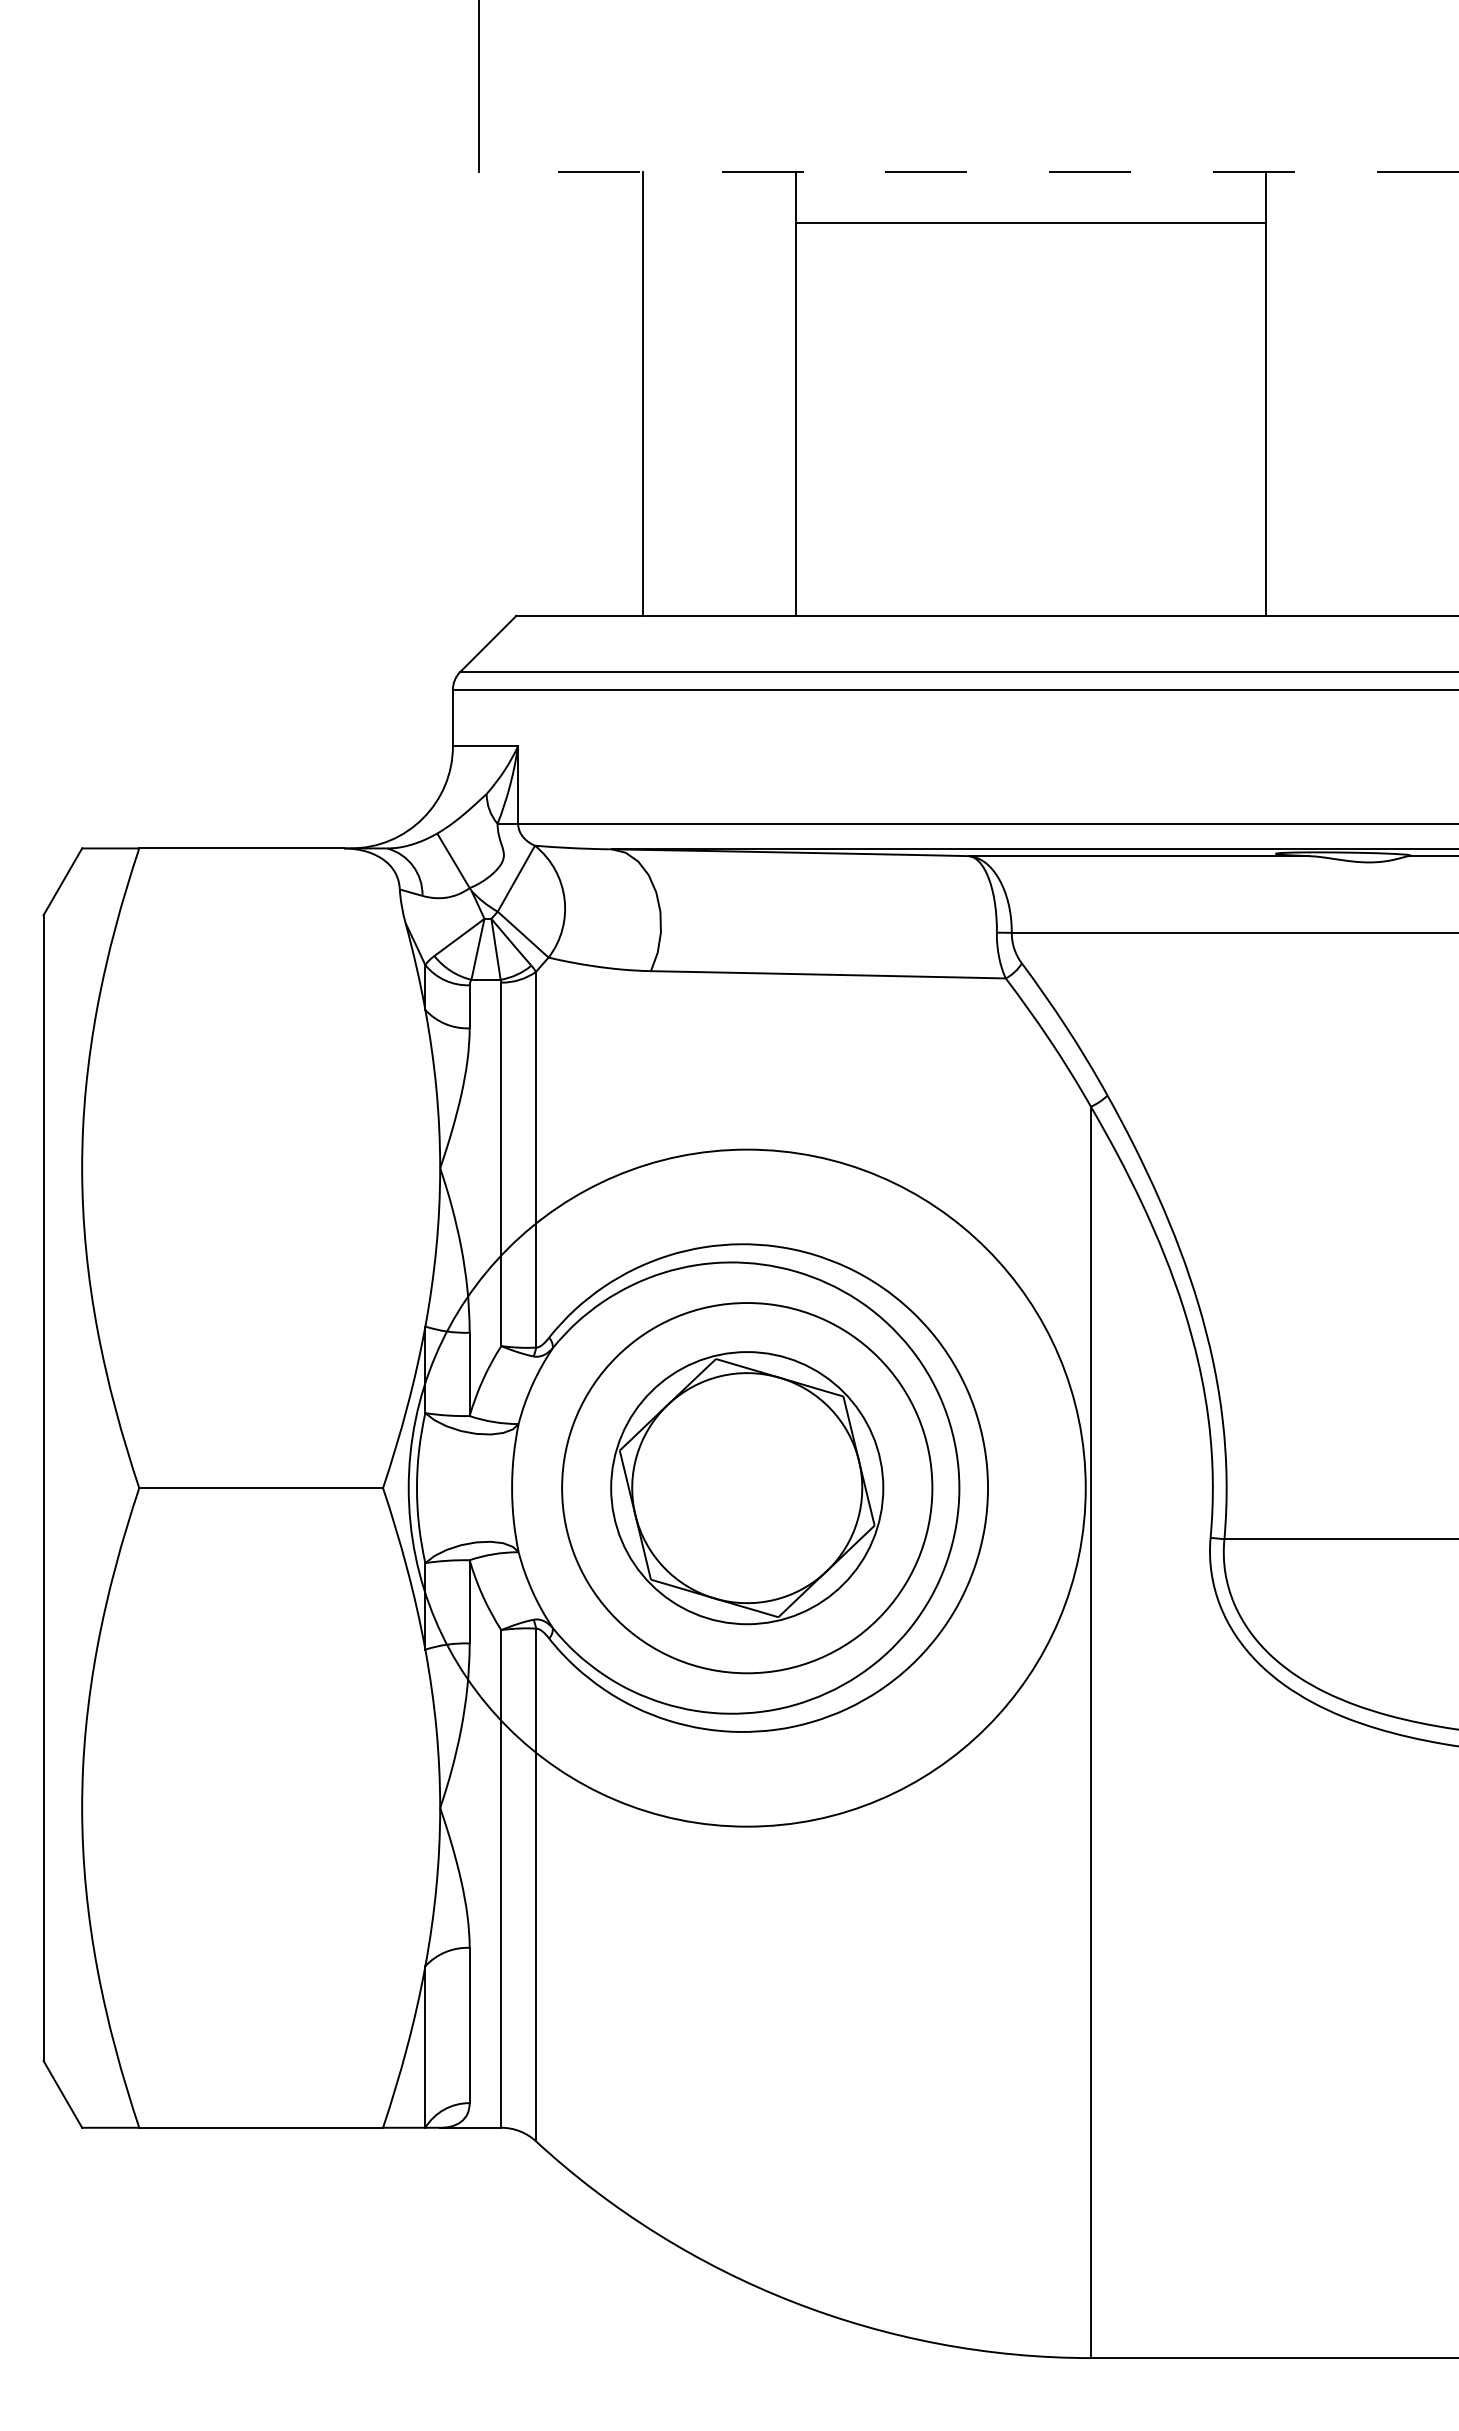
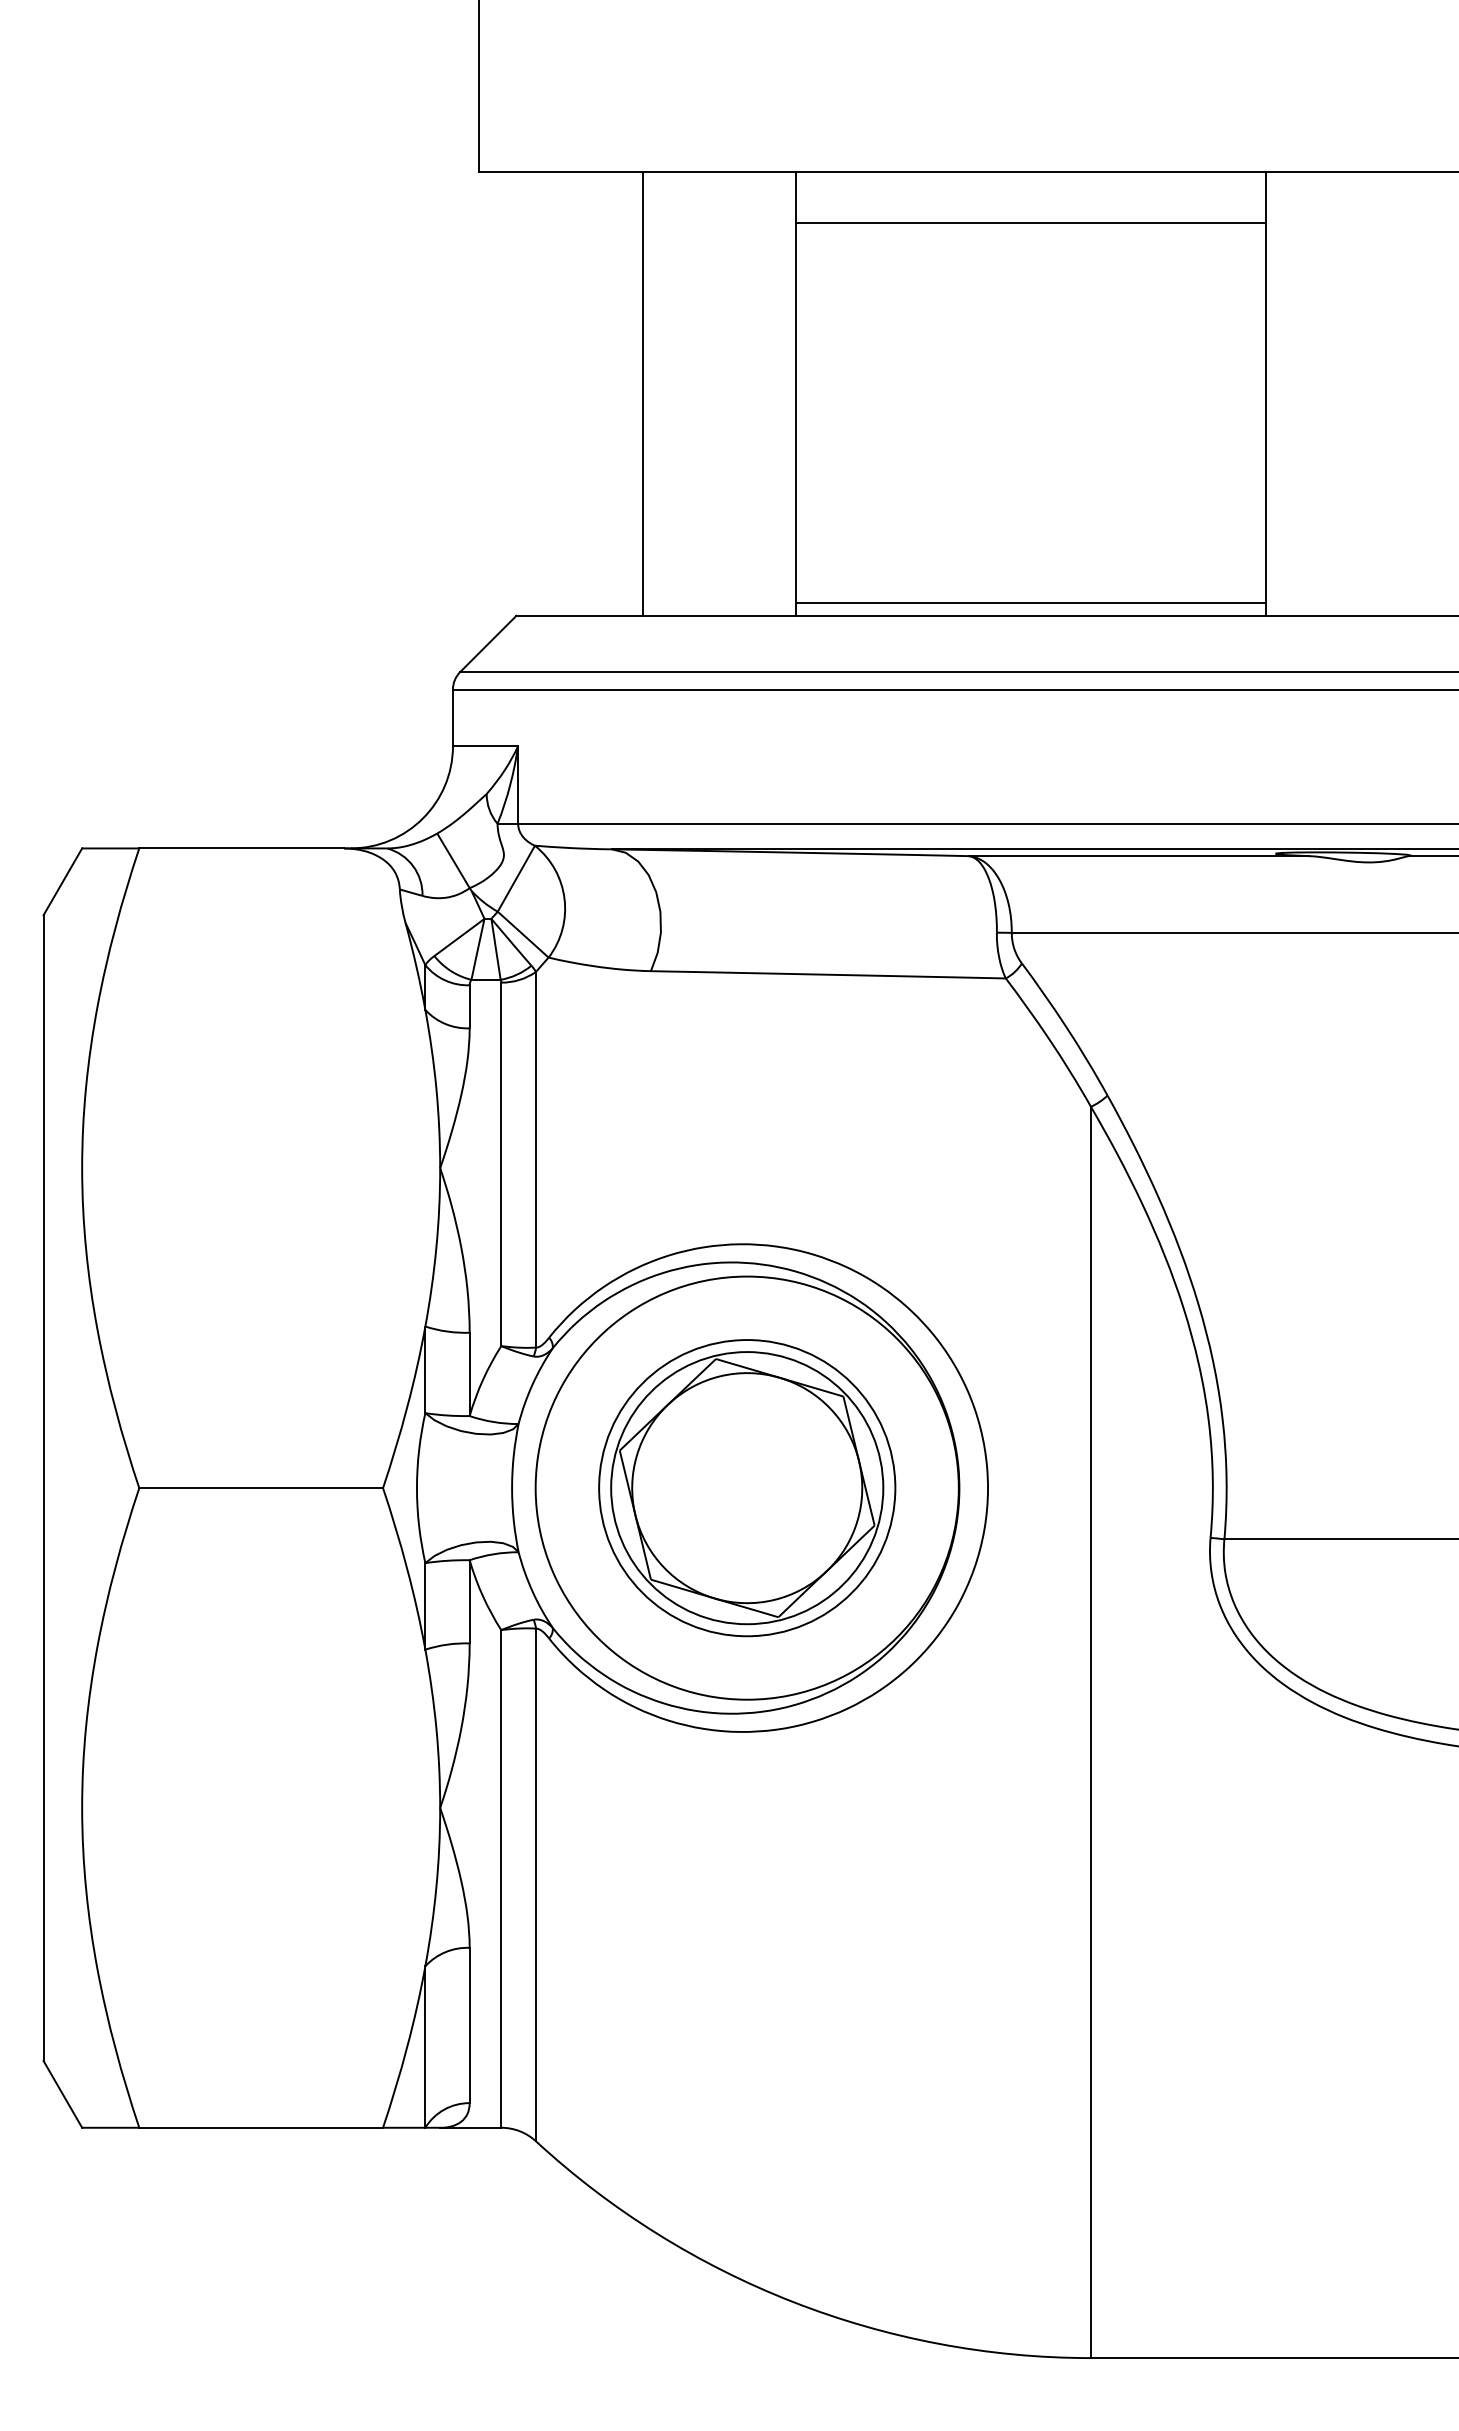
line: dashed -> solid (968, 172)
line: none -> present (1031, 603)
circle diameter: 677 px -> 423 px (746, 1487)
circle diameter: 370 px -> 296 px (747, 1488)
